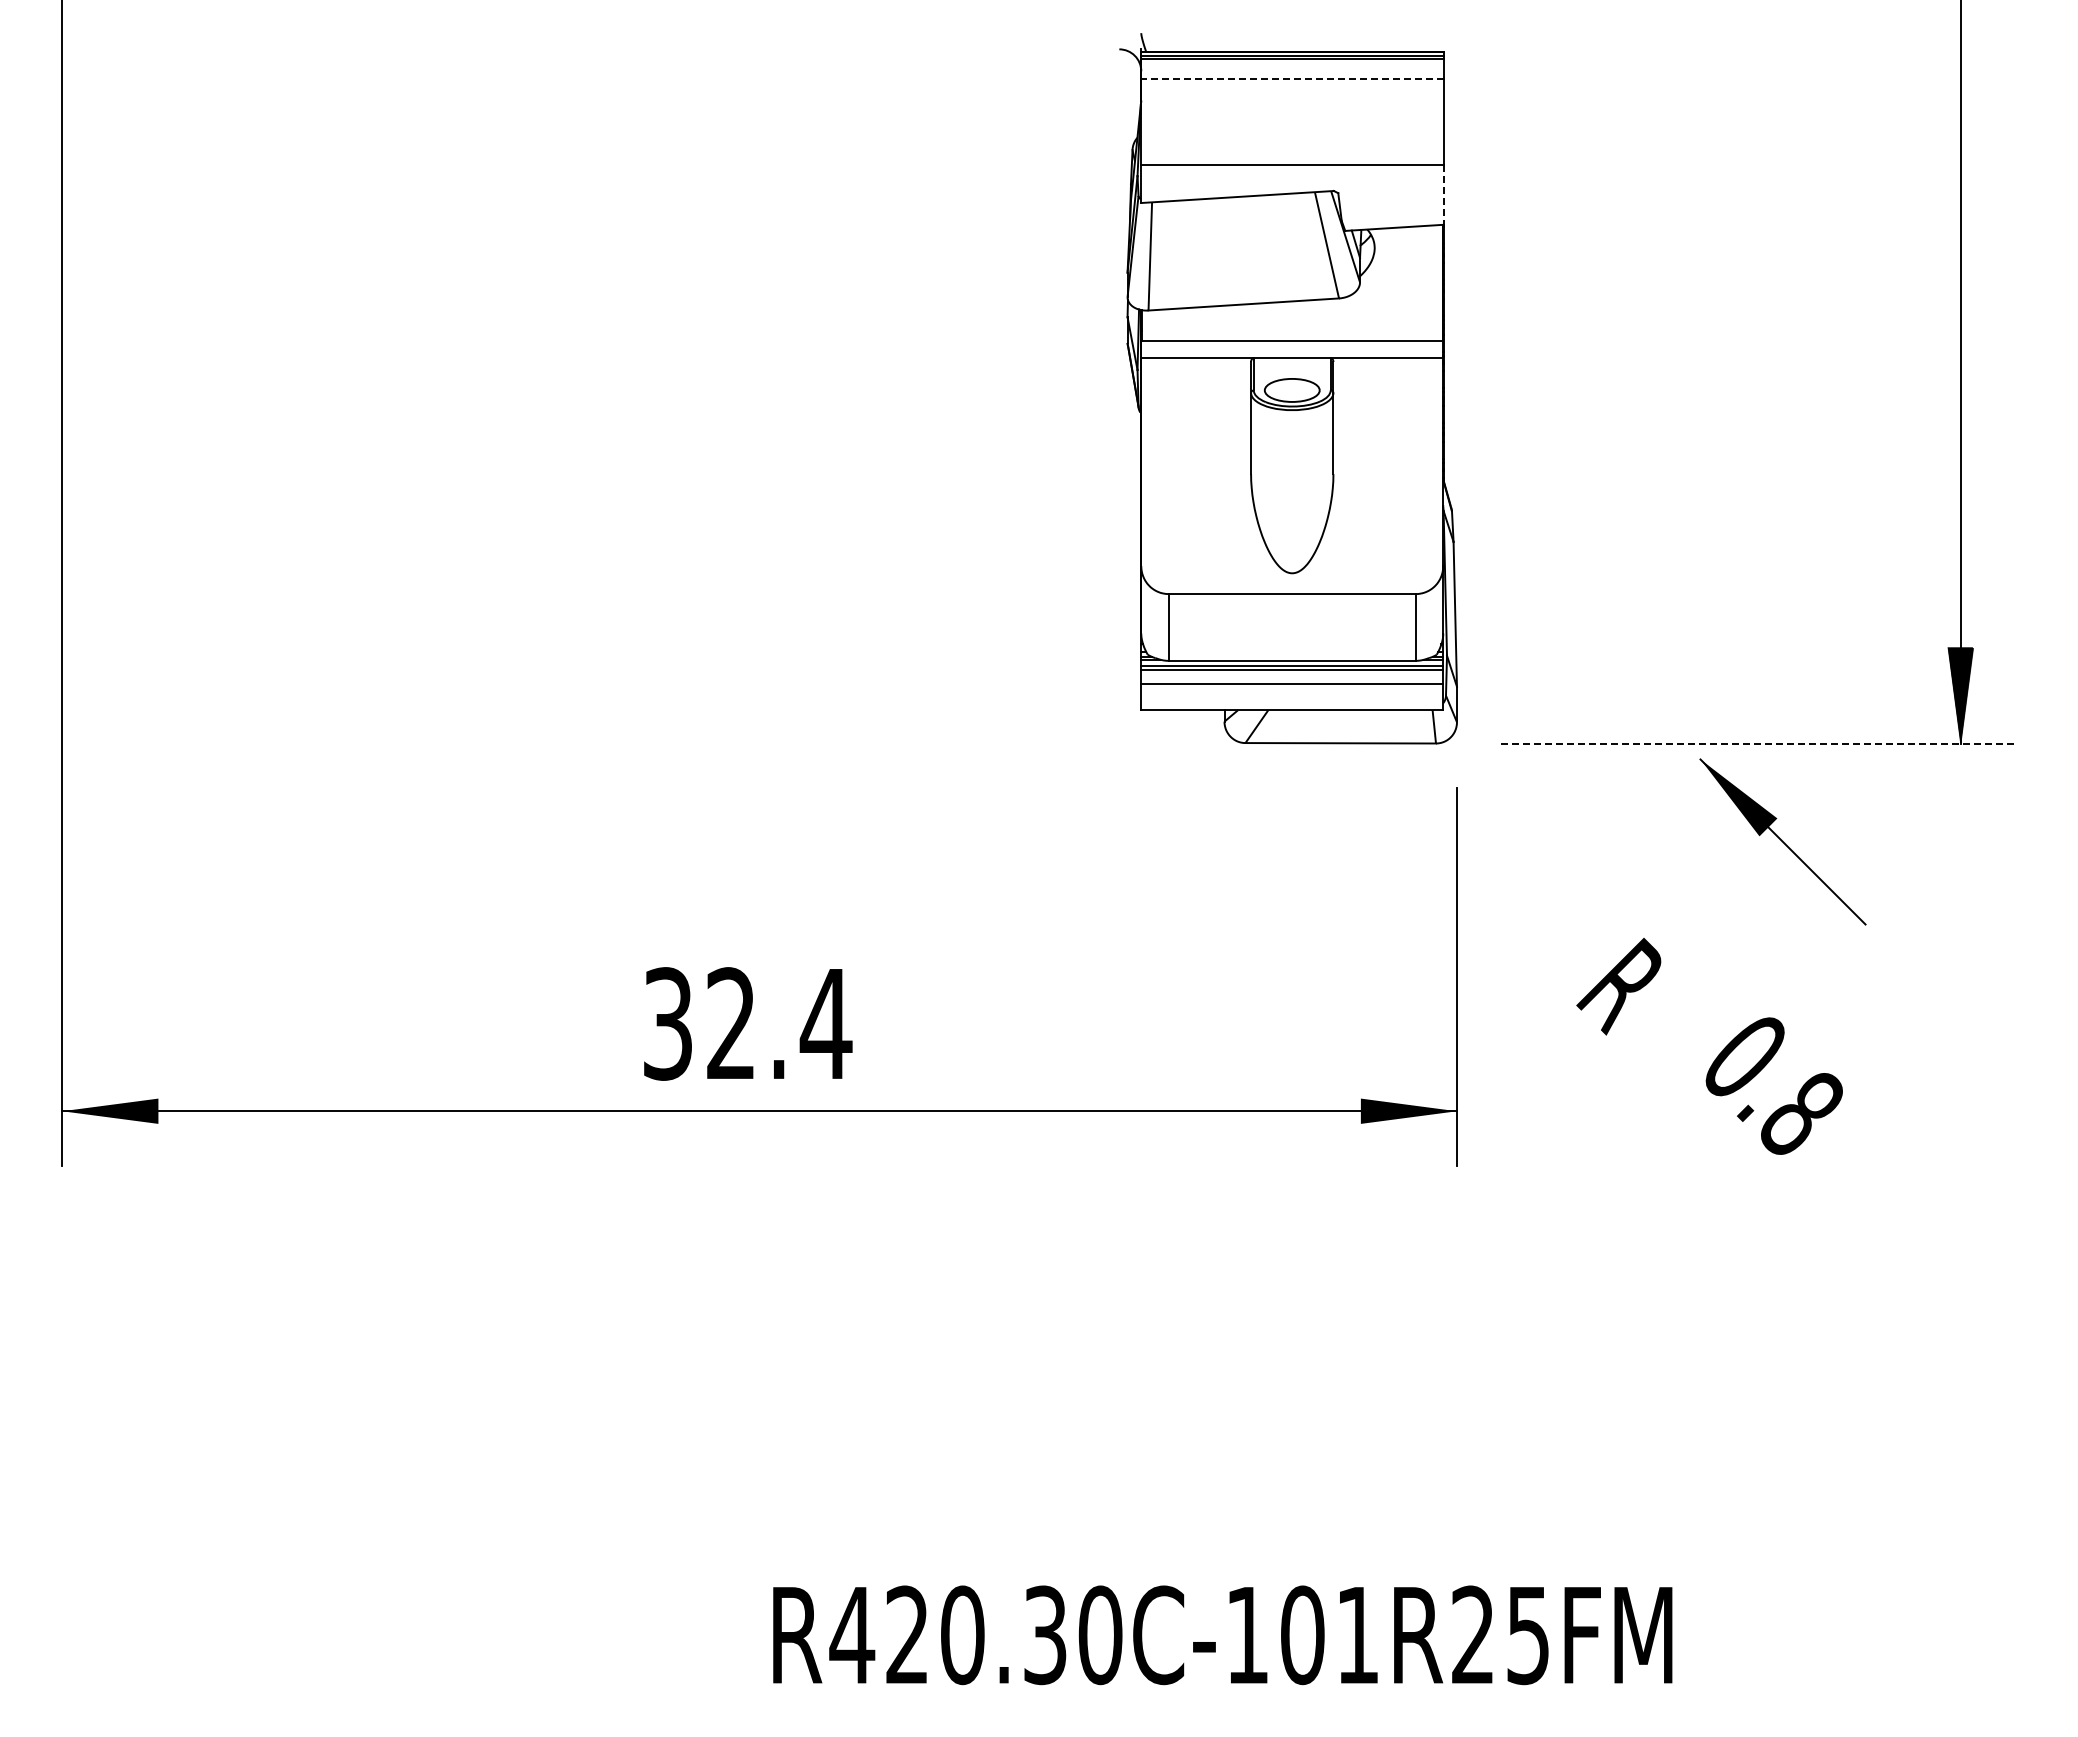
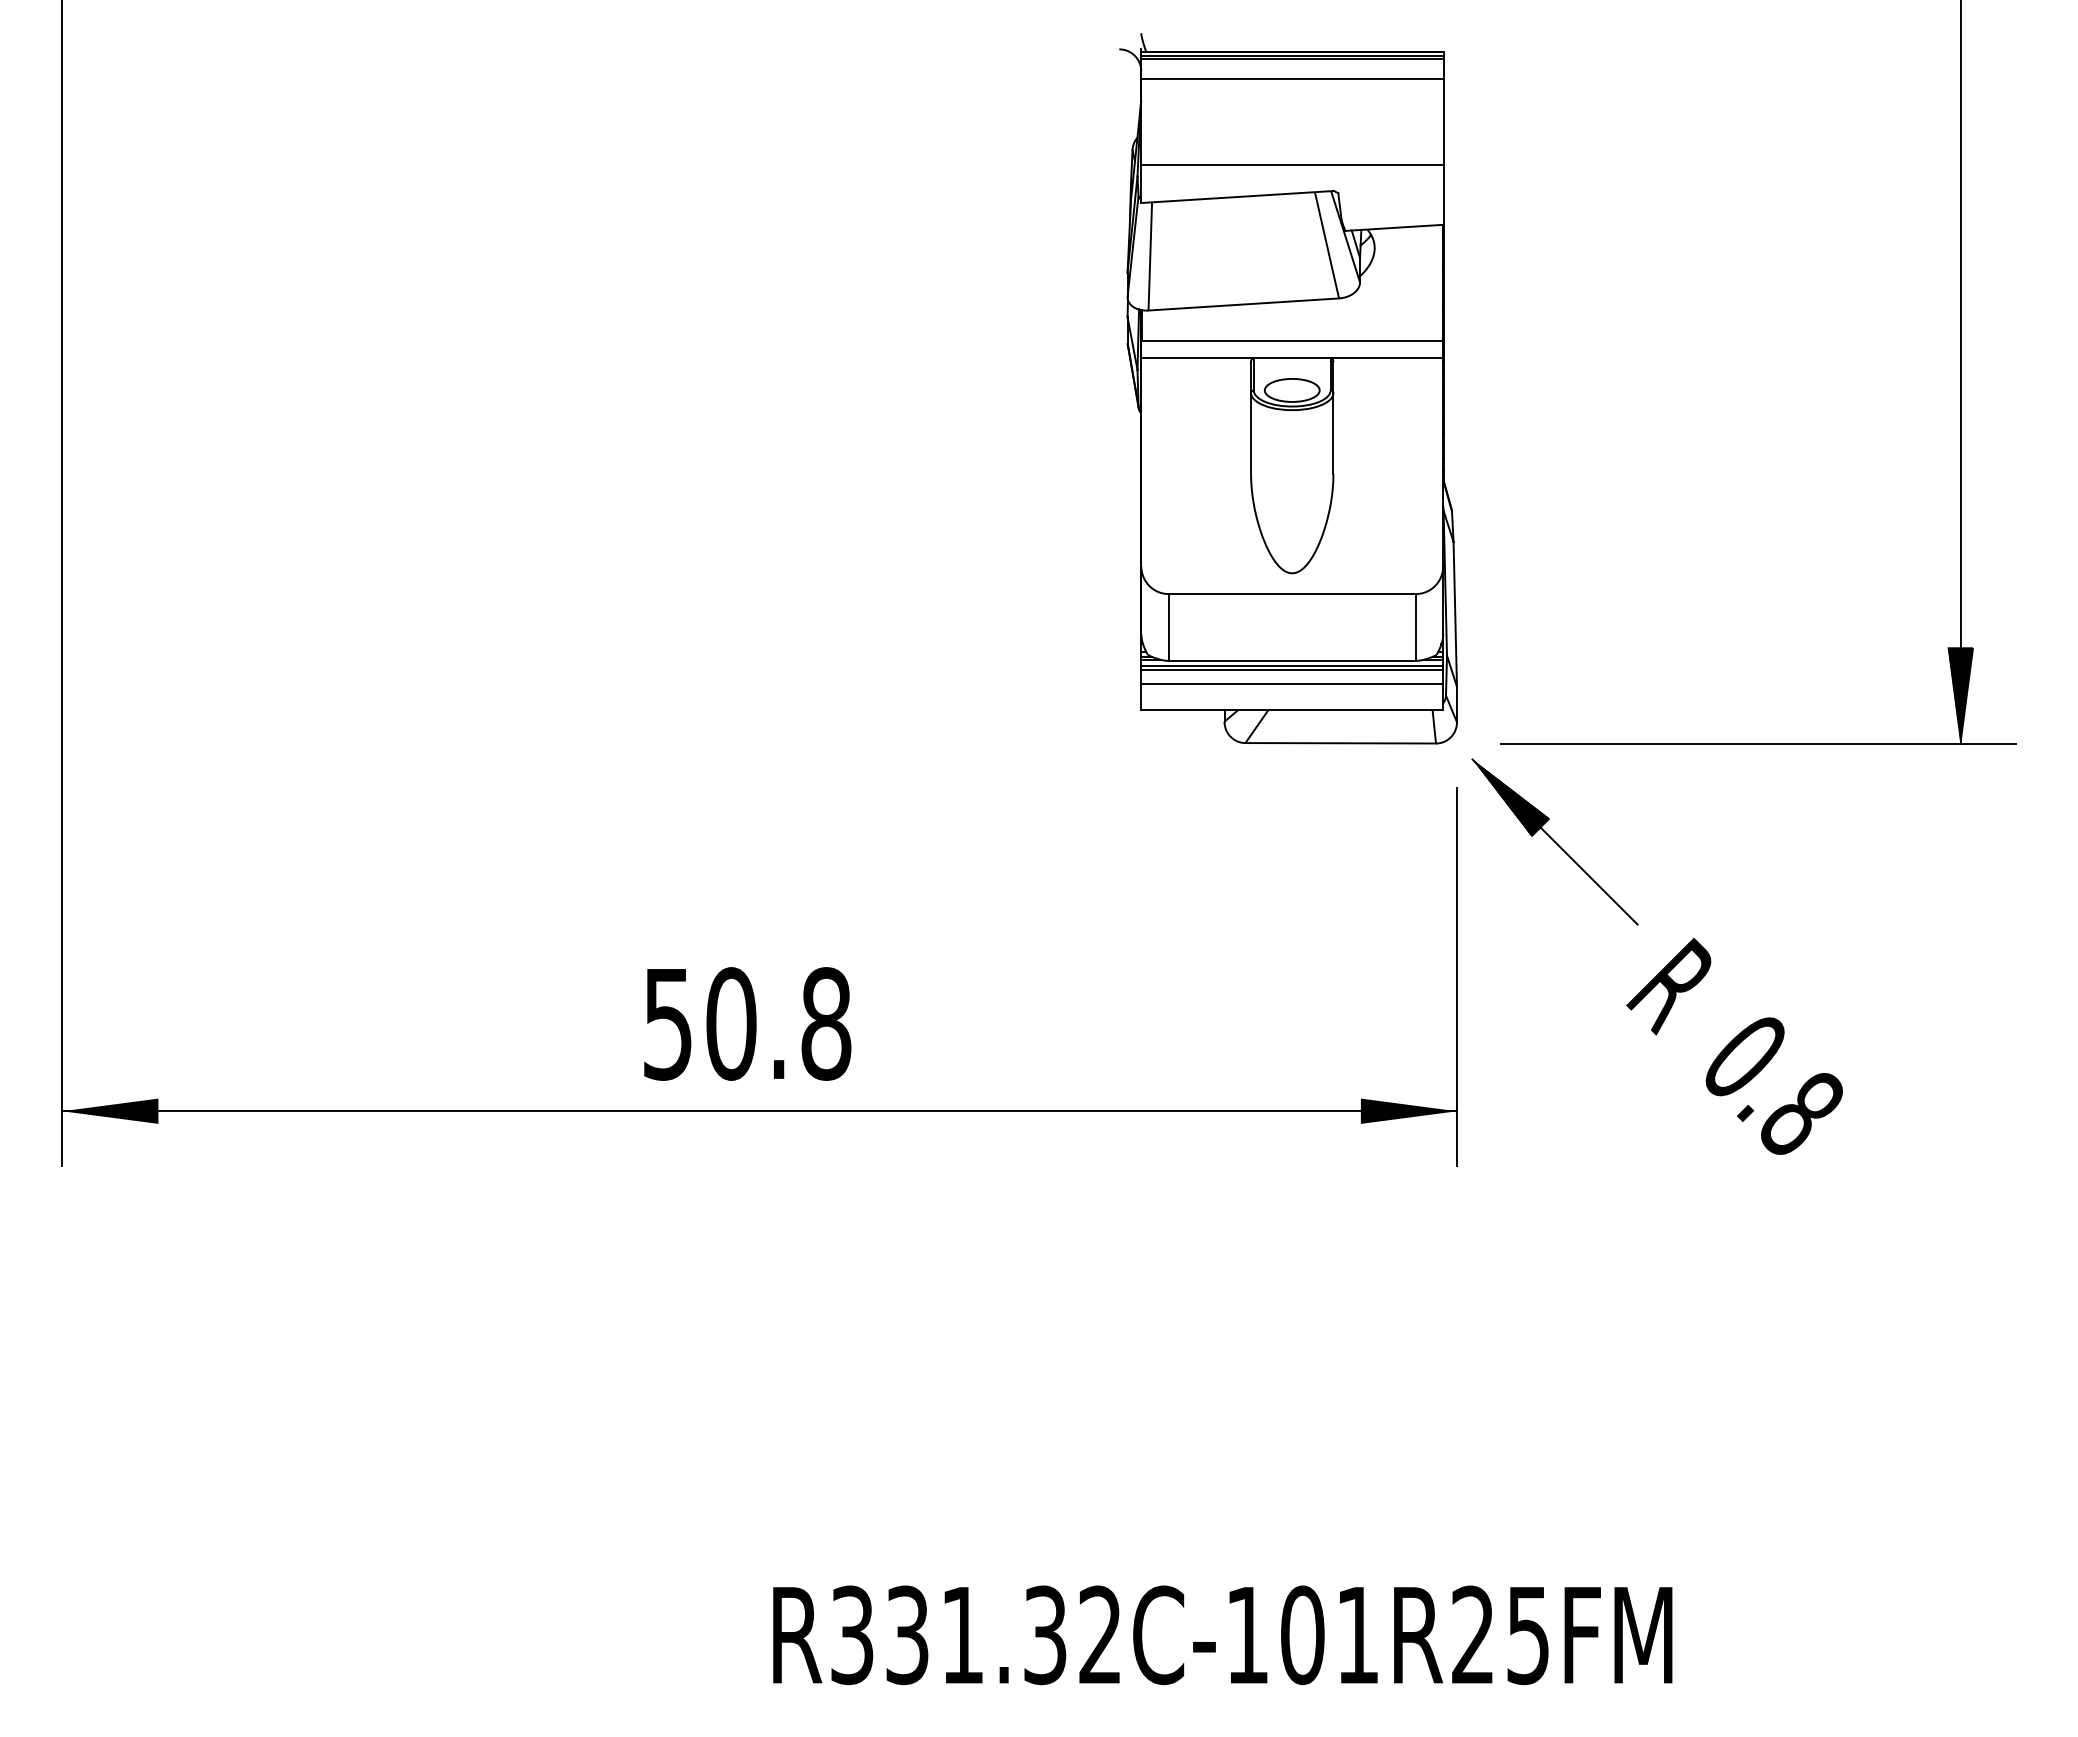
line: dashed -> solid (1292, 78)
line: dashed -> solid (1443, 195)
line: dashed -> solid (1758, 743)
part position: (1782, 841) -> (1554, 841) (1554, 841)
text position: (1618, 986) -> (1668, 986) (1668, 986)
text: 32.4 -> 50.8 (748, 1023)
text: R420.30C-101R25FM -> R331.32C-101R25FM (975, 1635)
